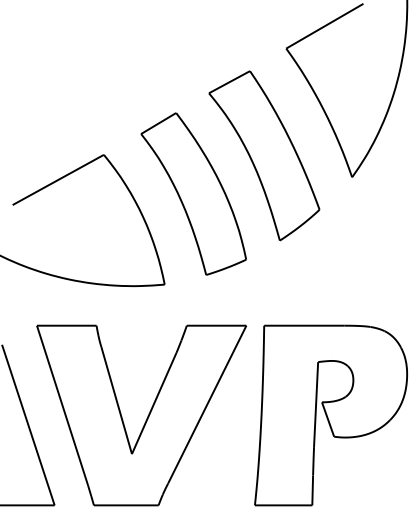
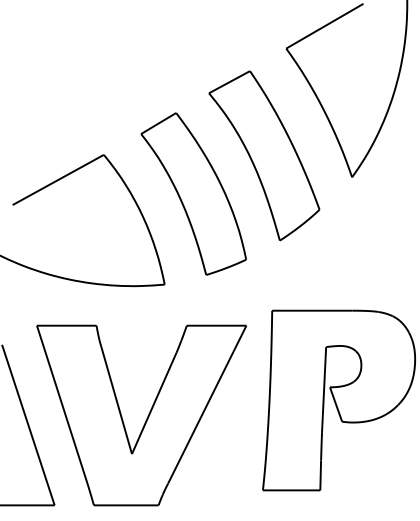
part position: (330, 415) -> (338, 400) (338, 400)
